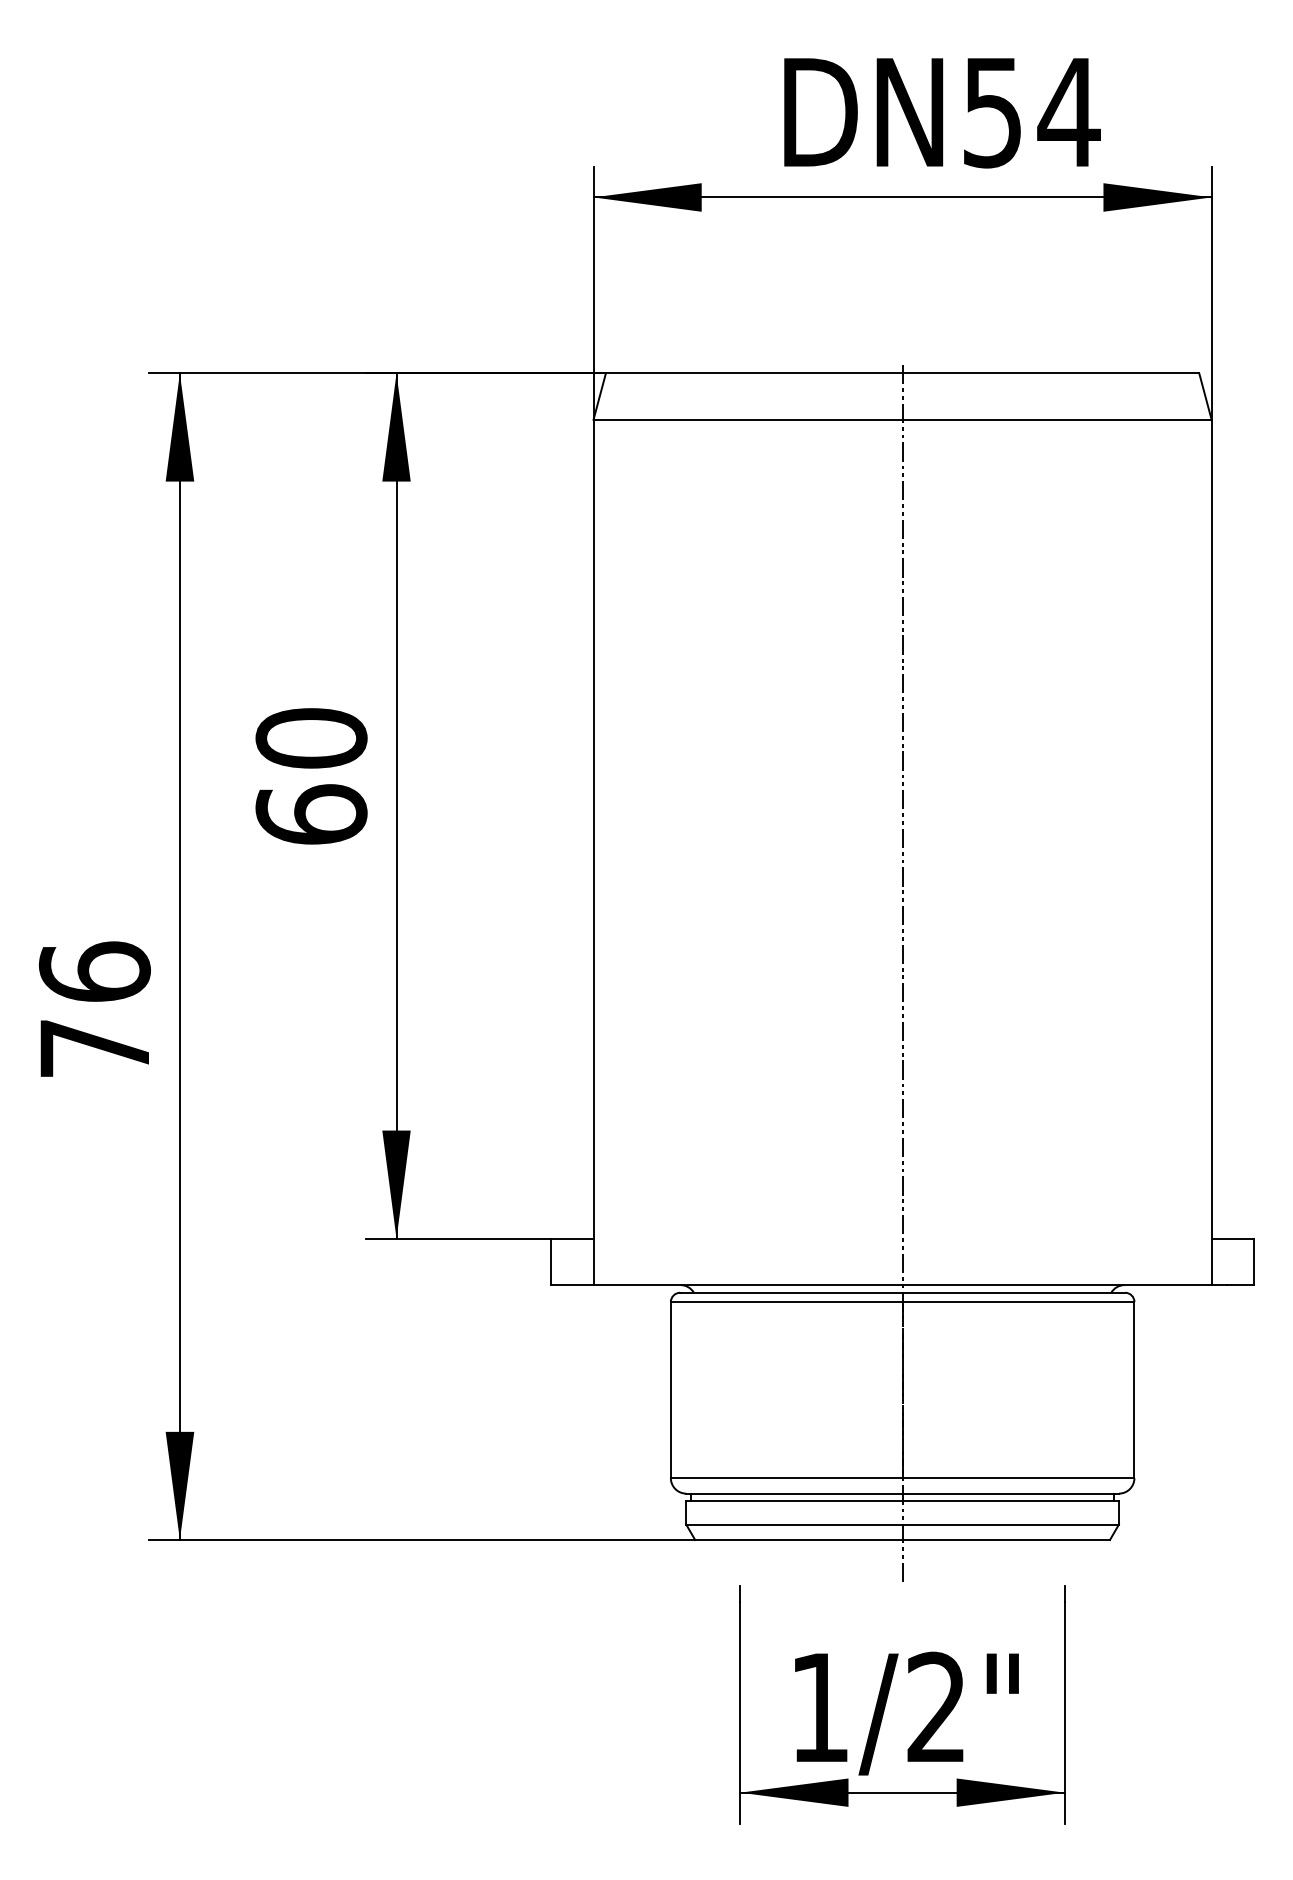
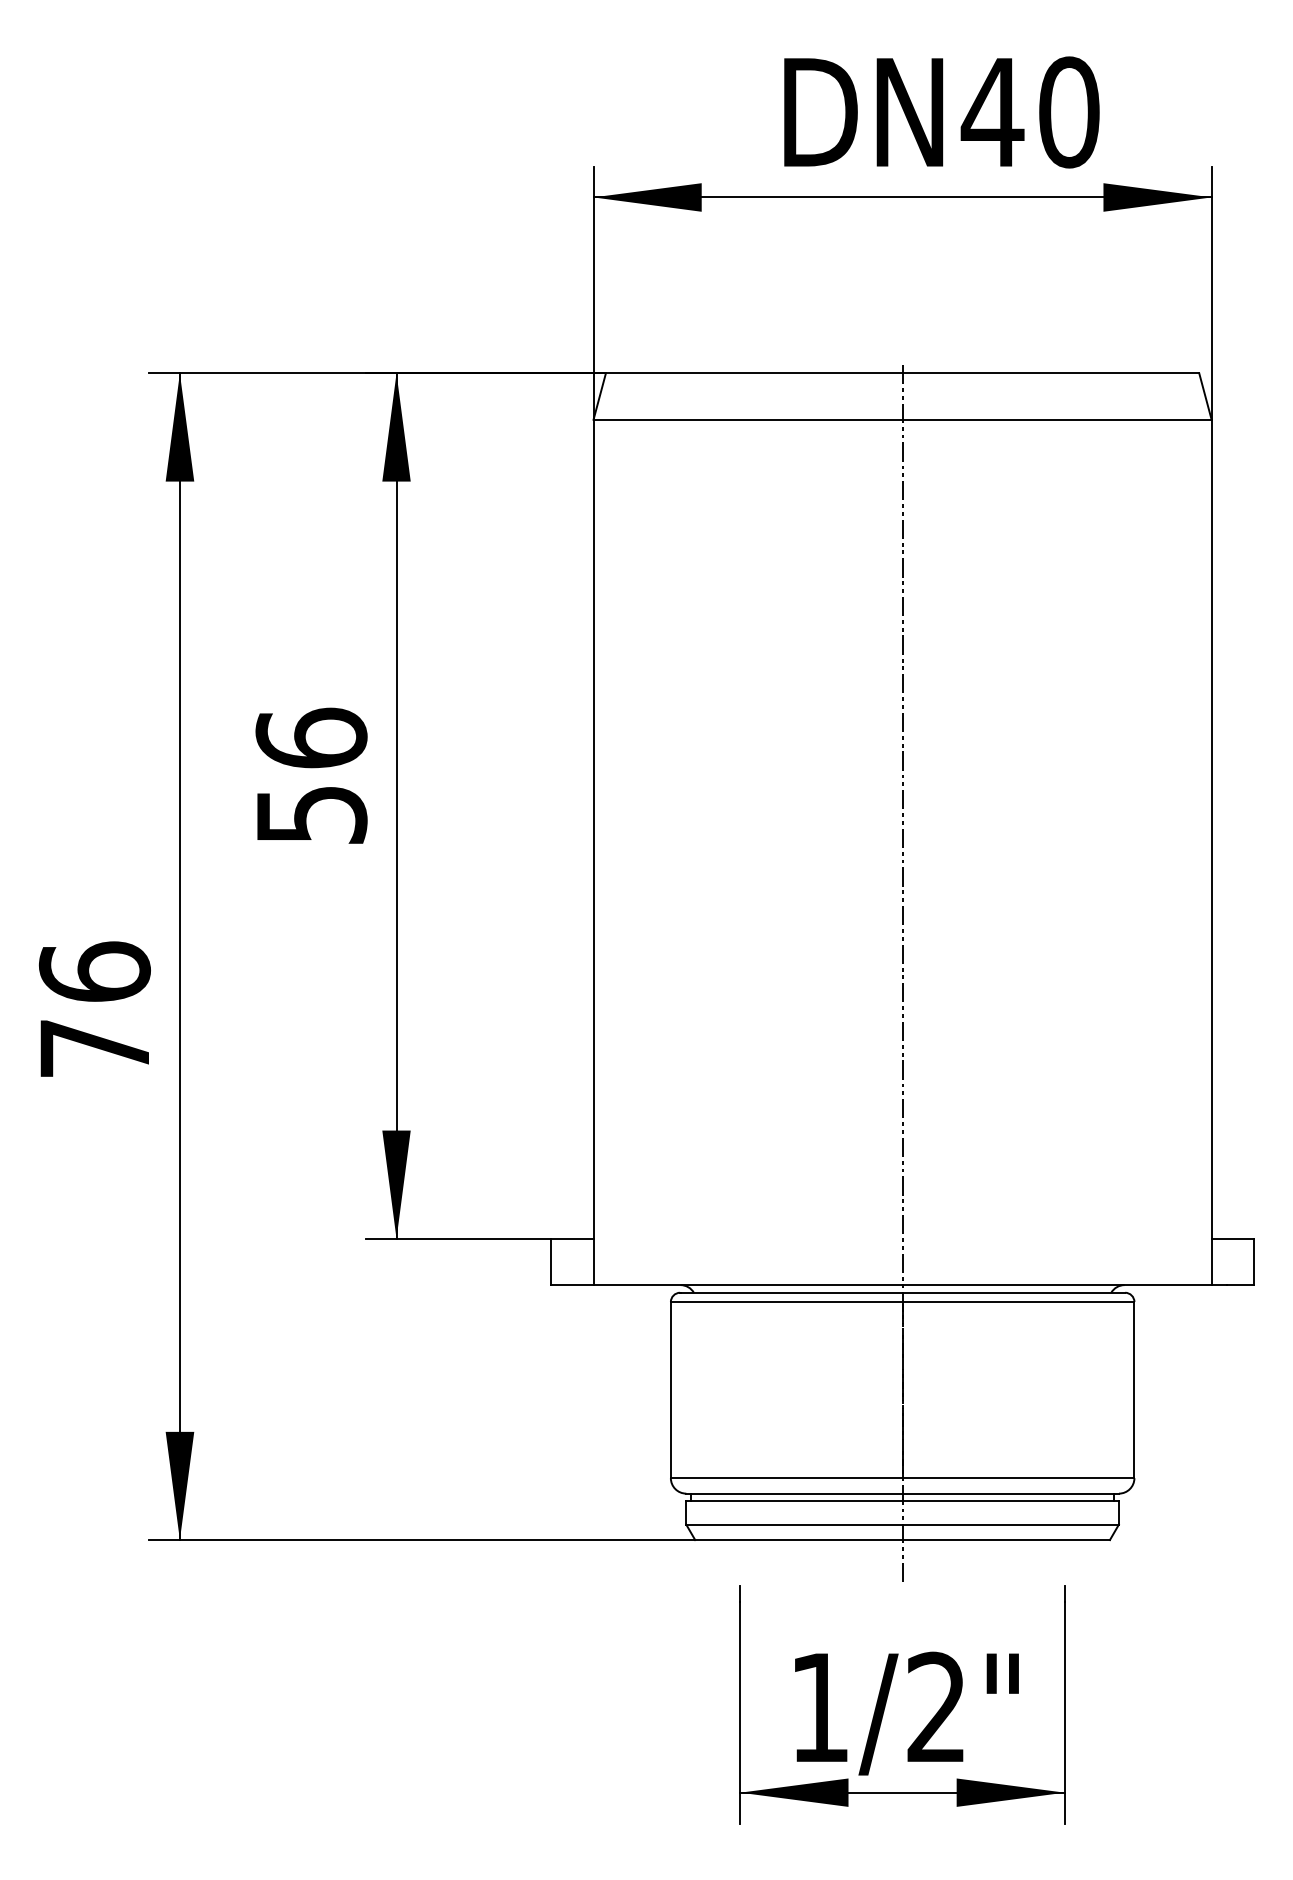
text: 54 -> 40 (1030, 112)
text: 60 -> 56 (311, 775)
